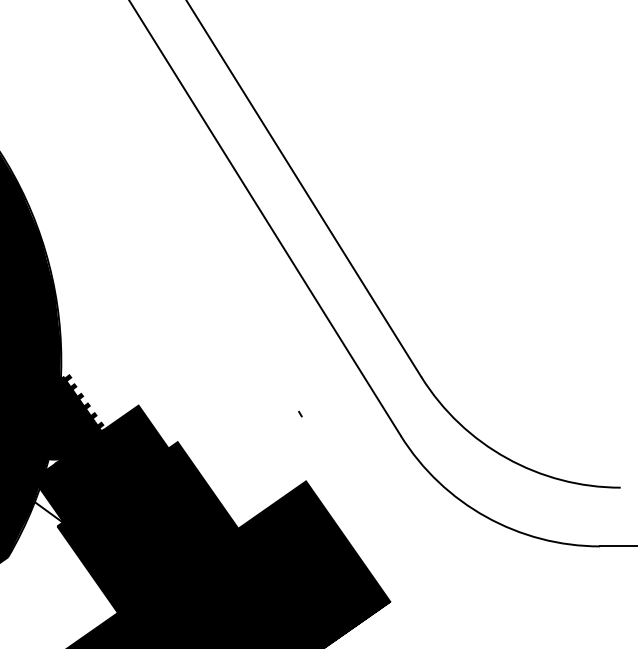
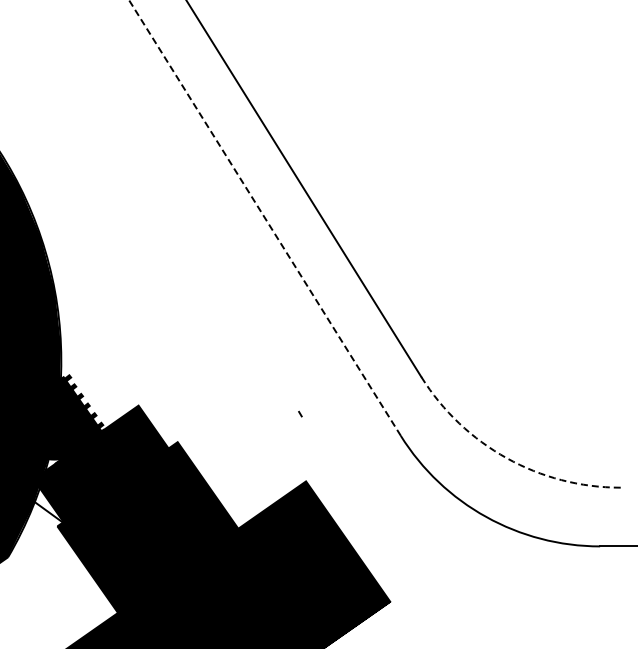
line: solid -> dashed (264, 217)
arc: solid -> dashed (506, 458)
